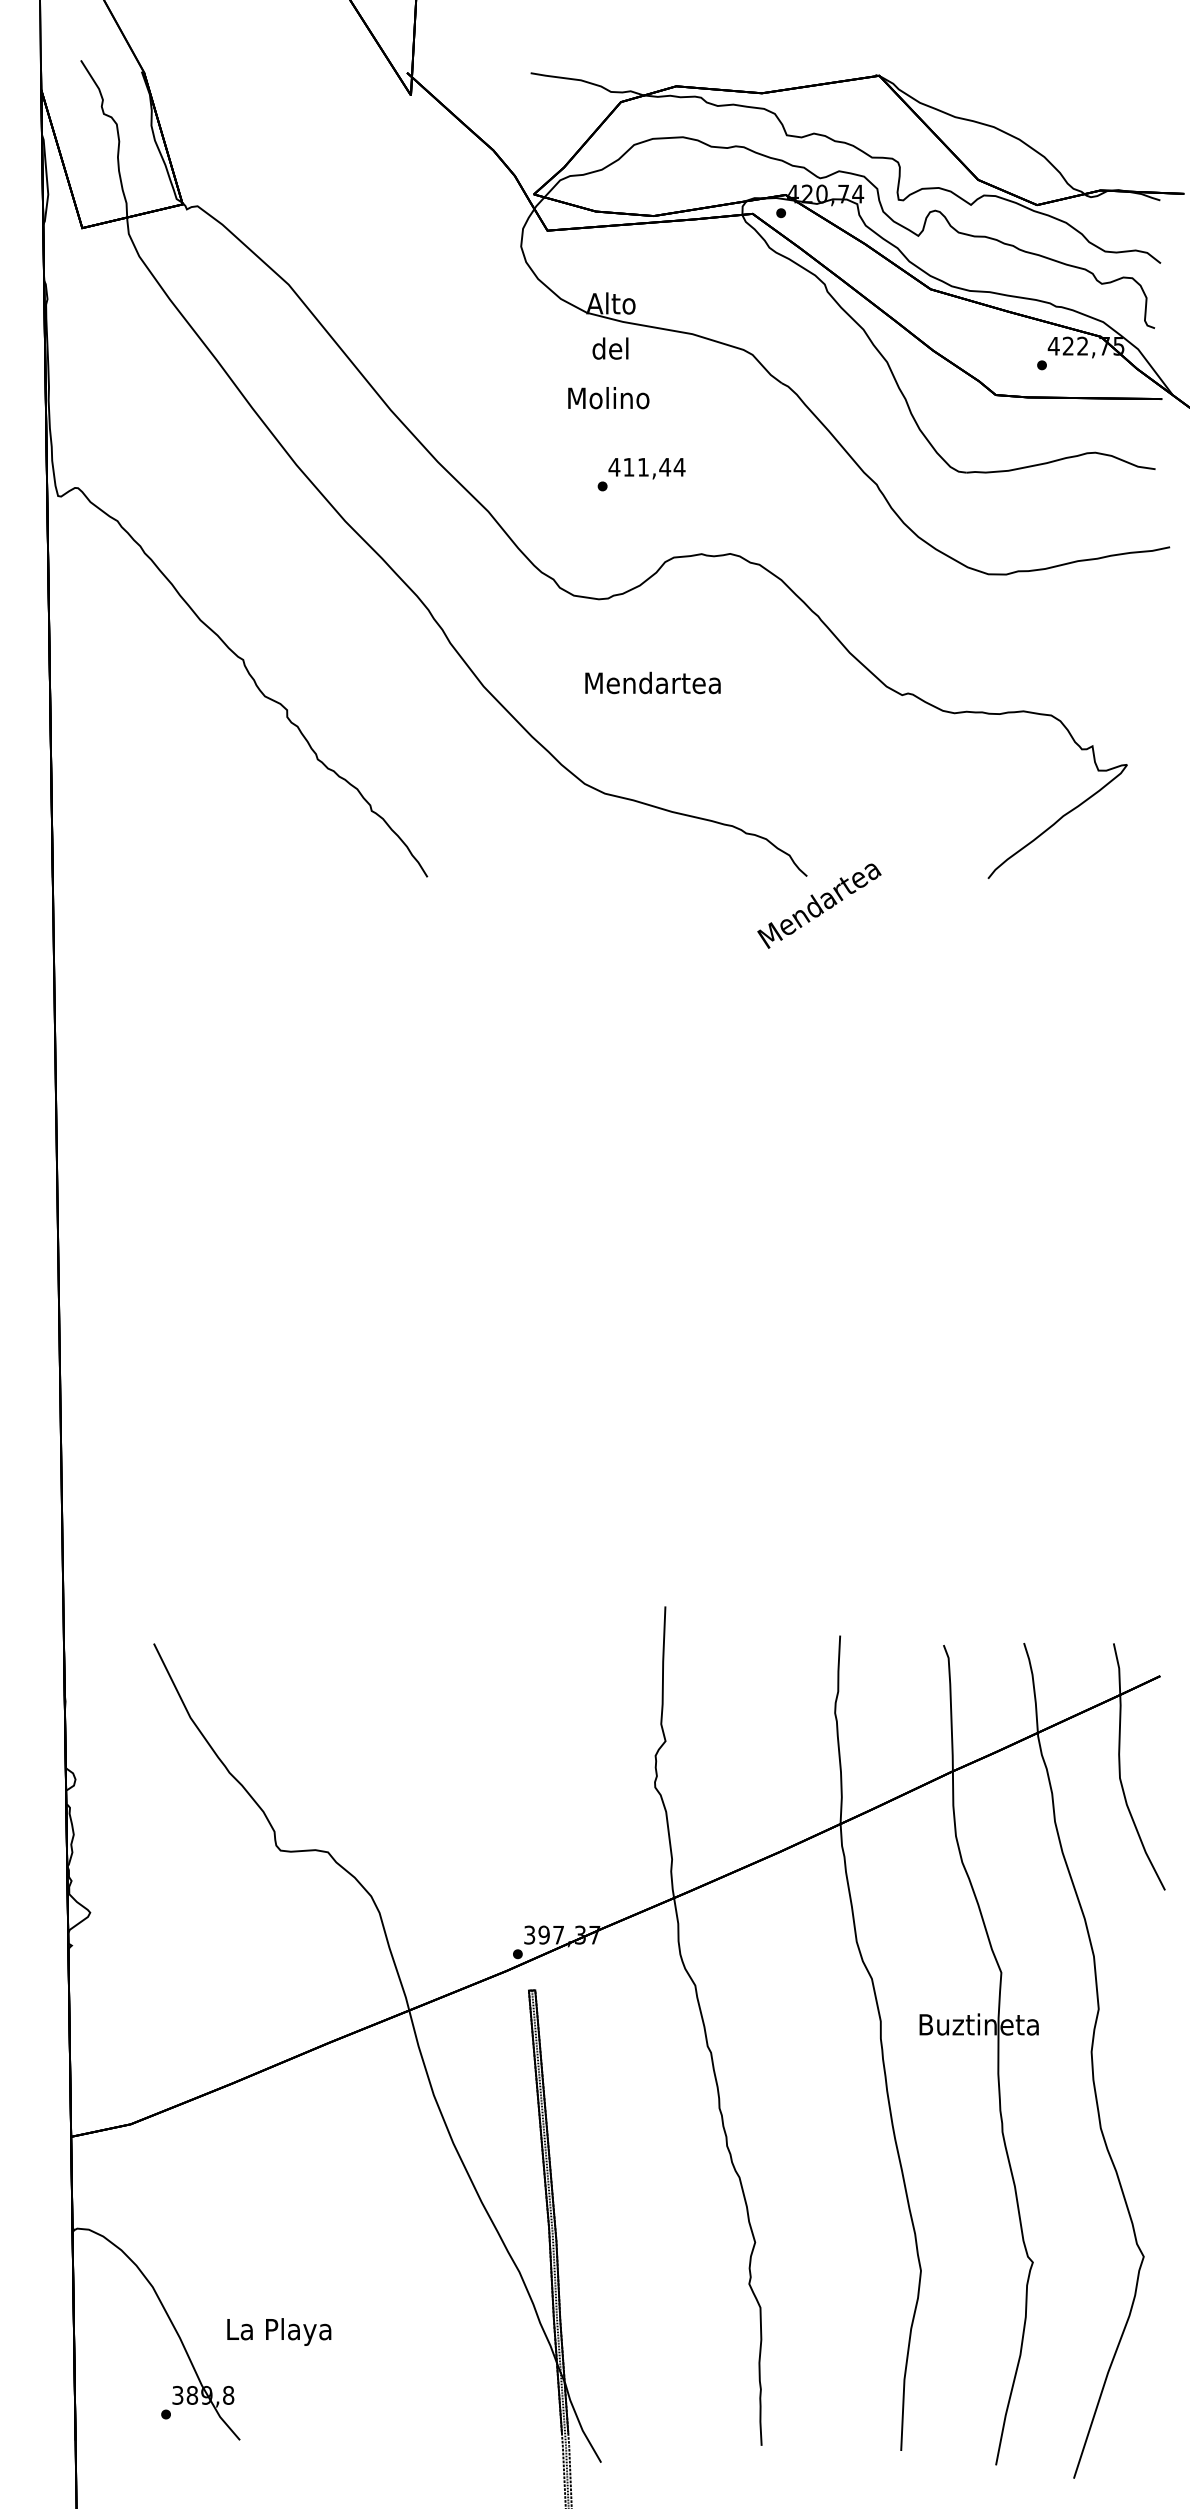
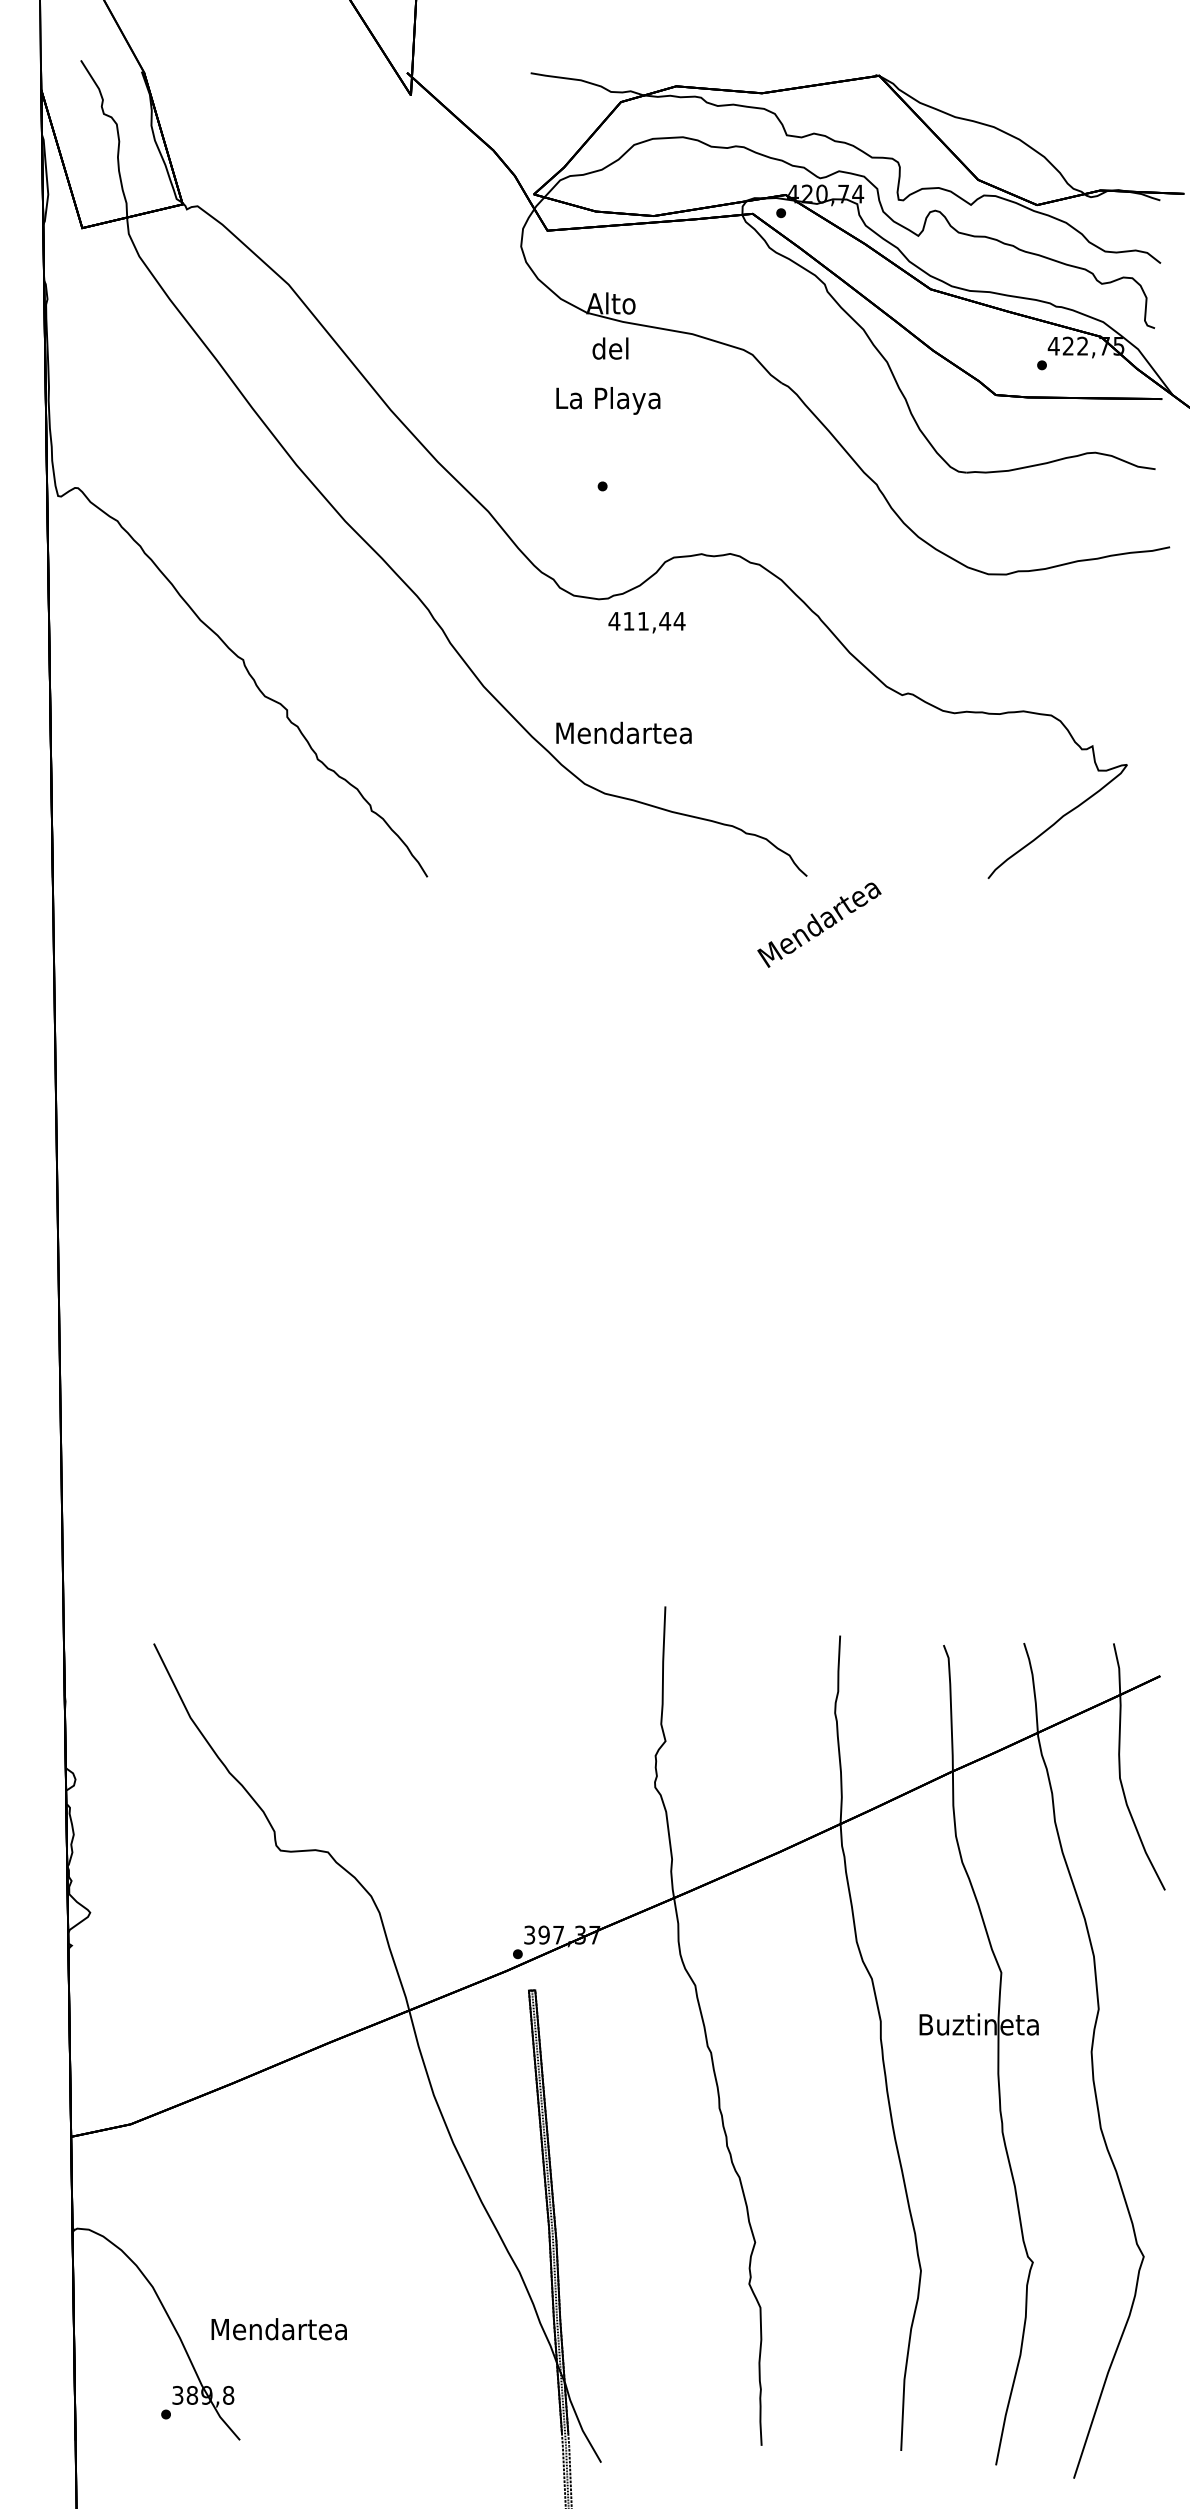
text: Molino -> La Playa (608, 400)
text position: (646, 468) -> (646, 622) (646, 622)
text position: (652, 682) -> (623, 732) (623, 732)
text position: (819, 905) -> (819, 924) (819, 924)
text: La Playa -> Mendartea (278, 2331)
